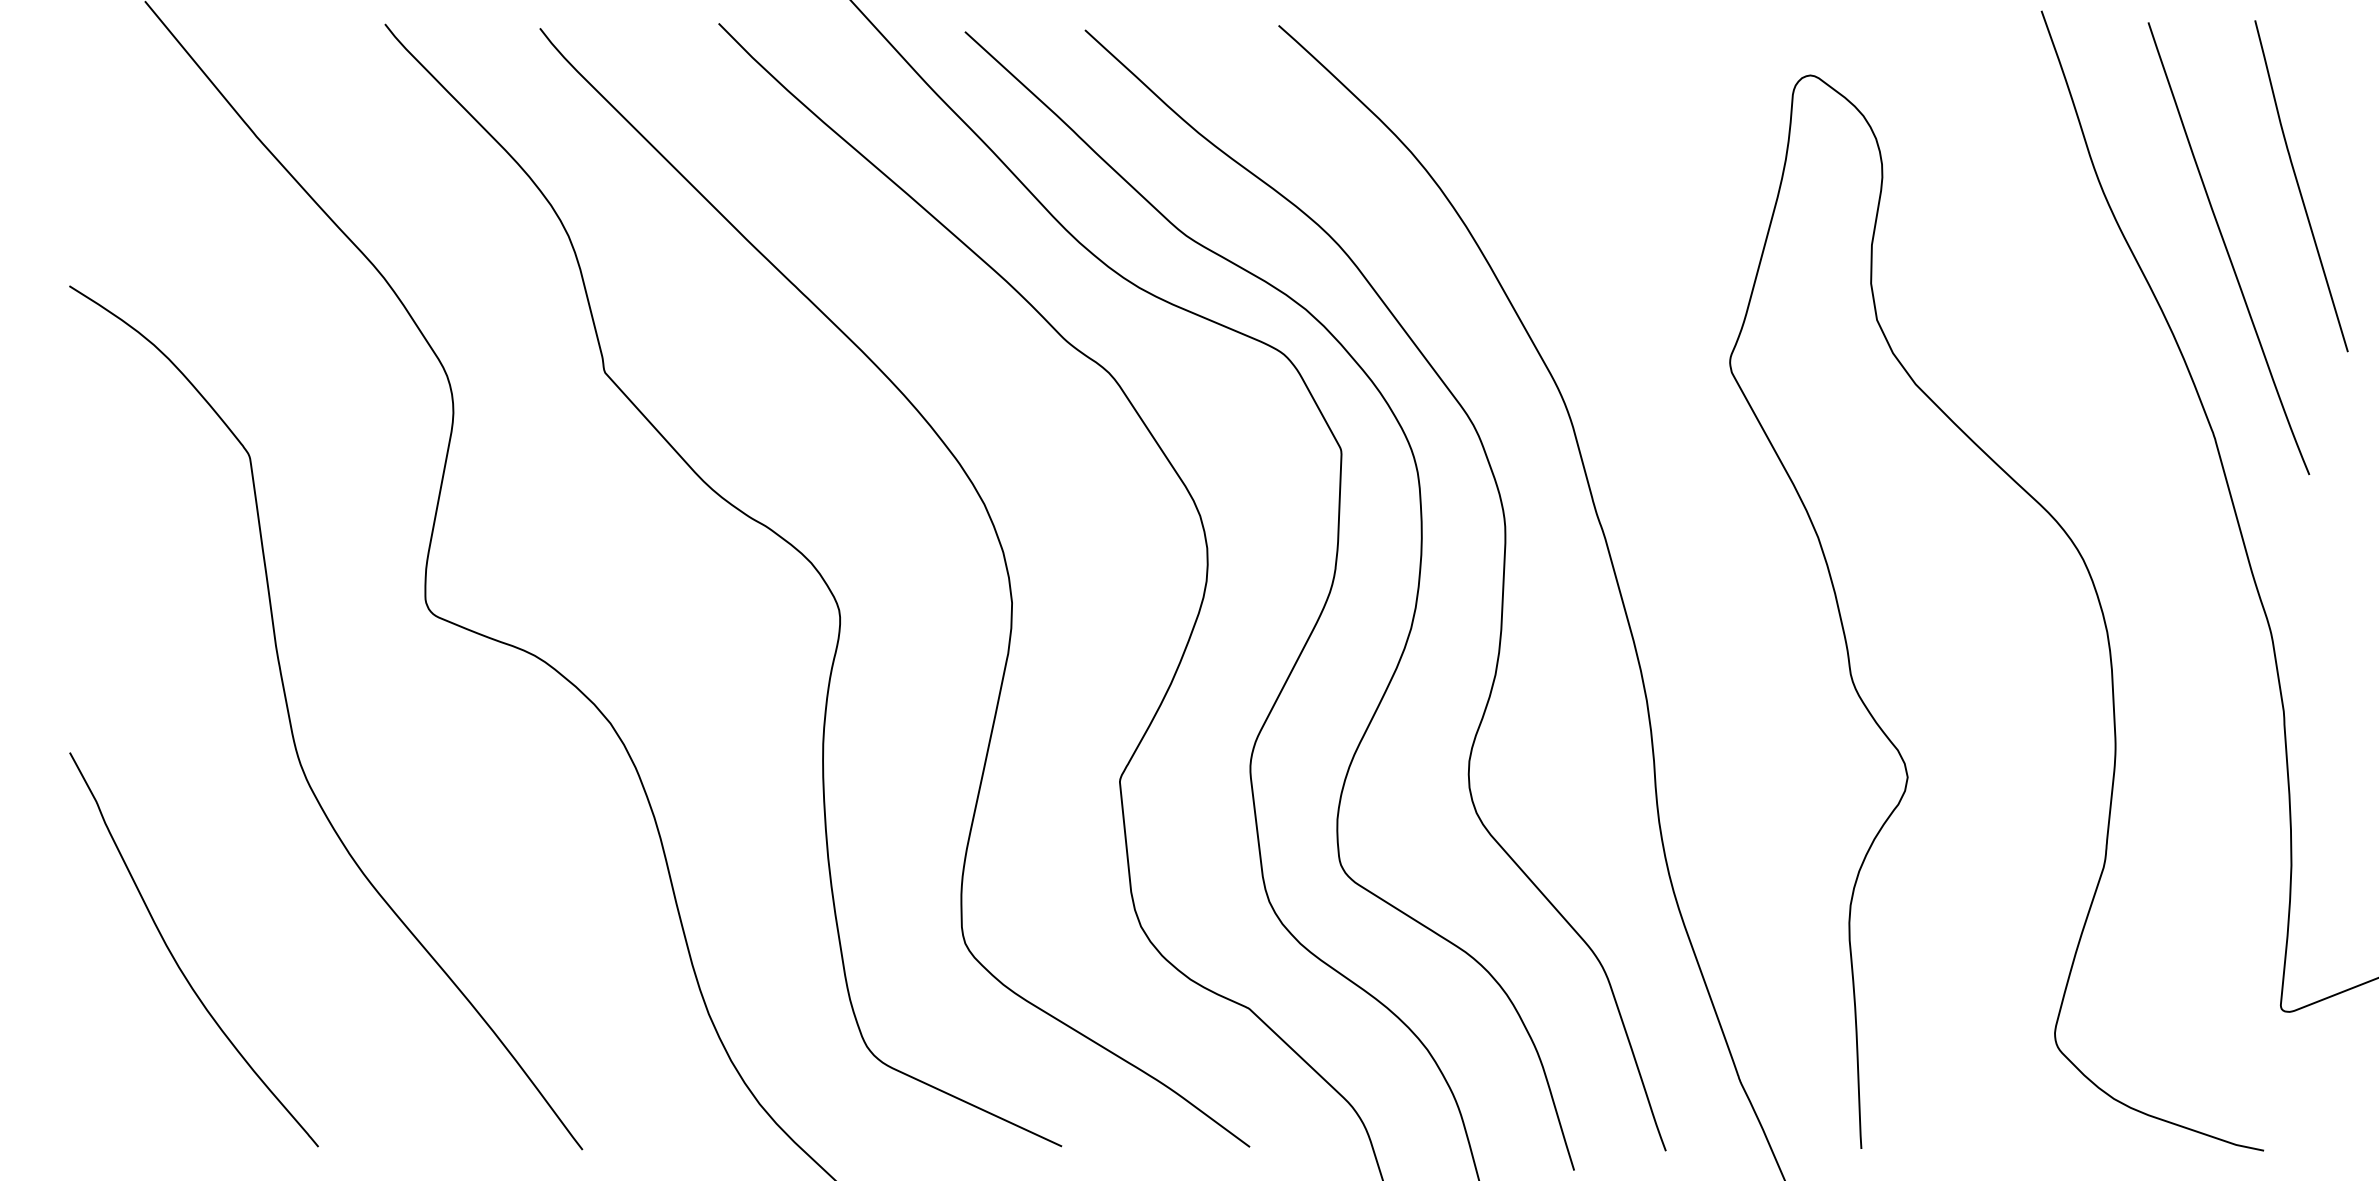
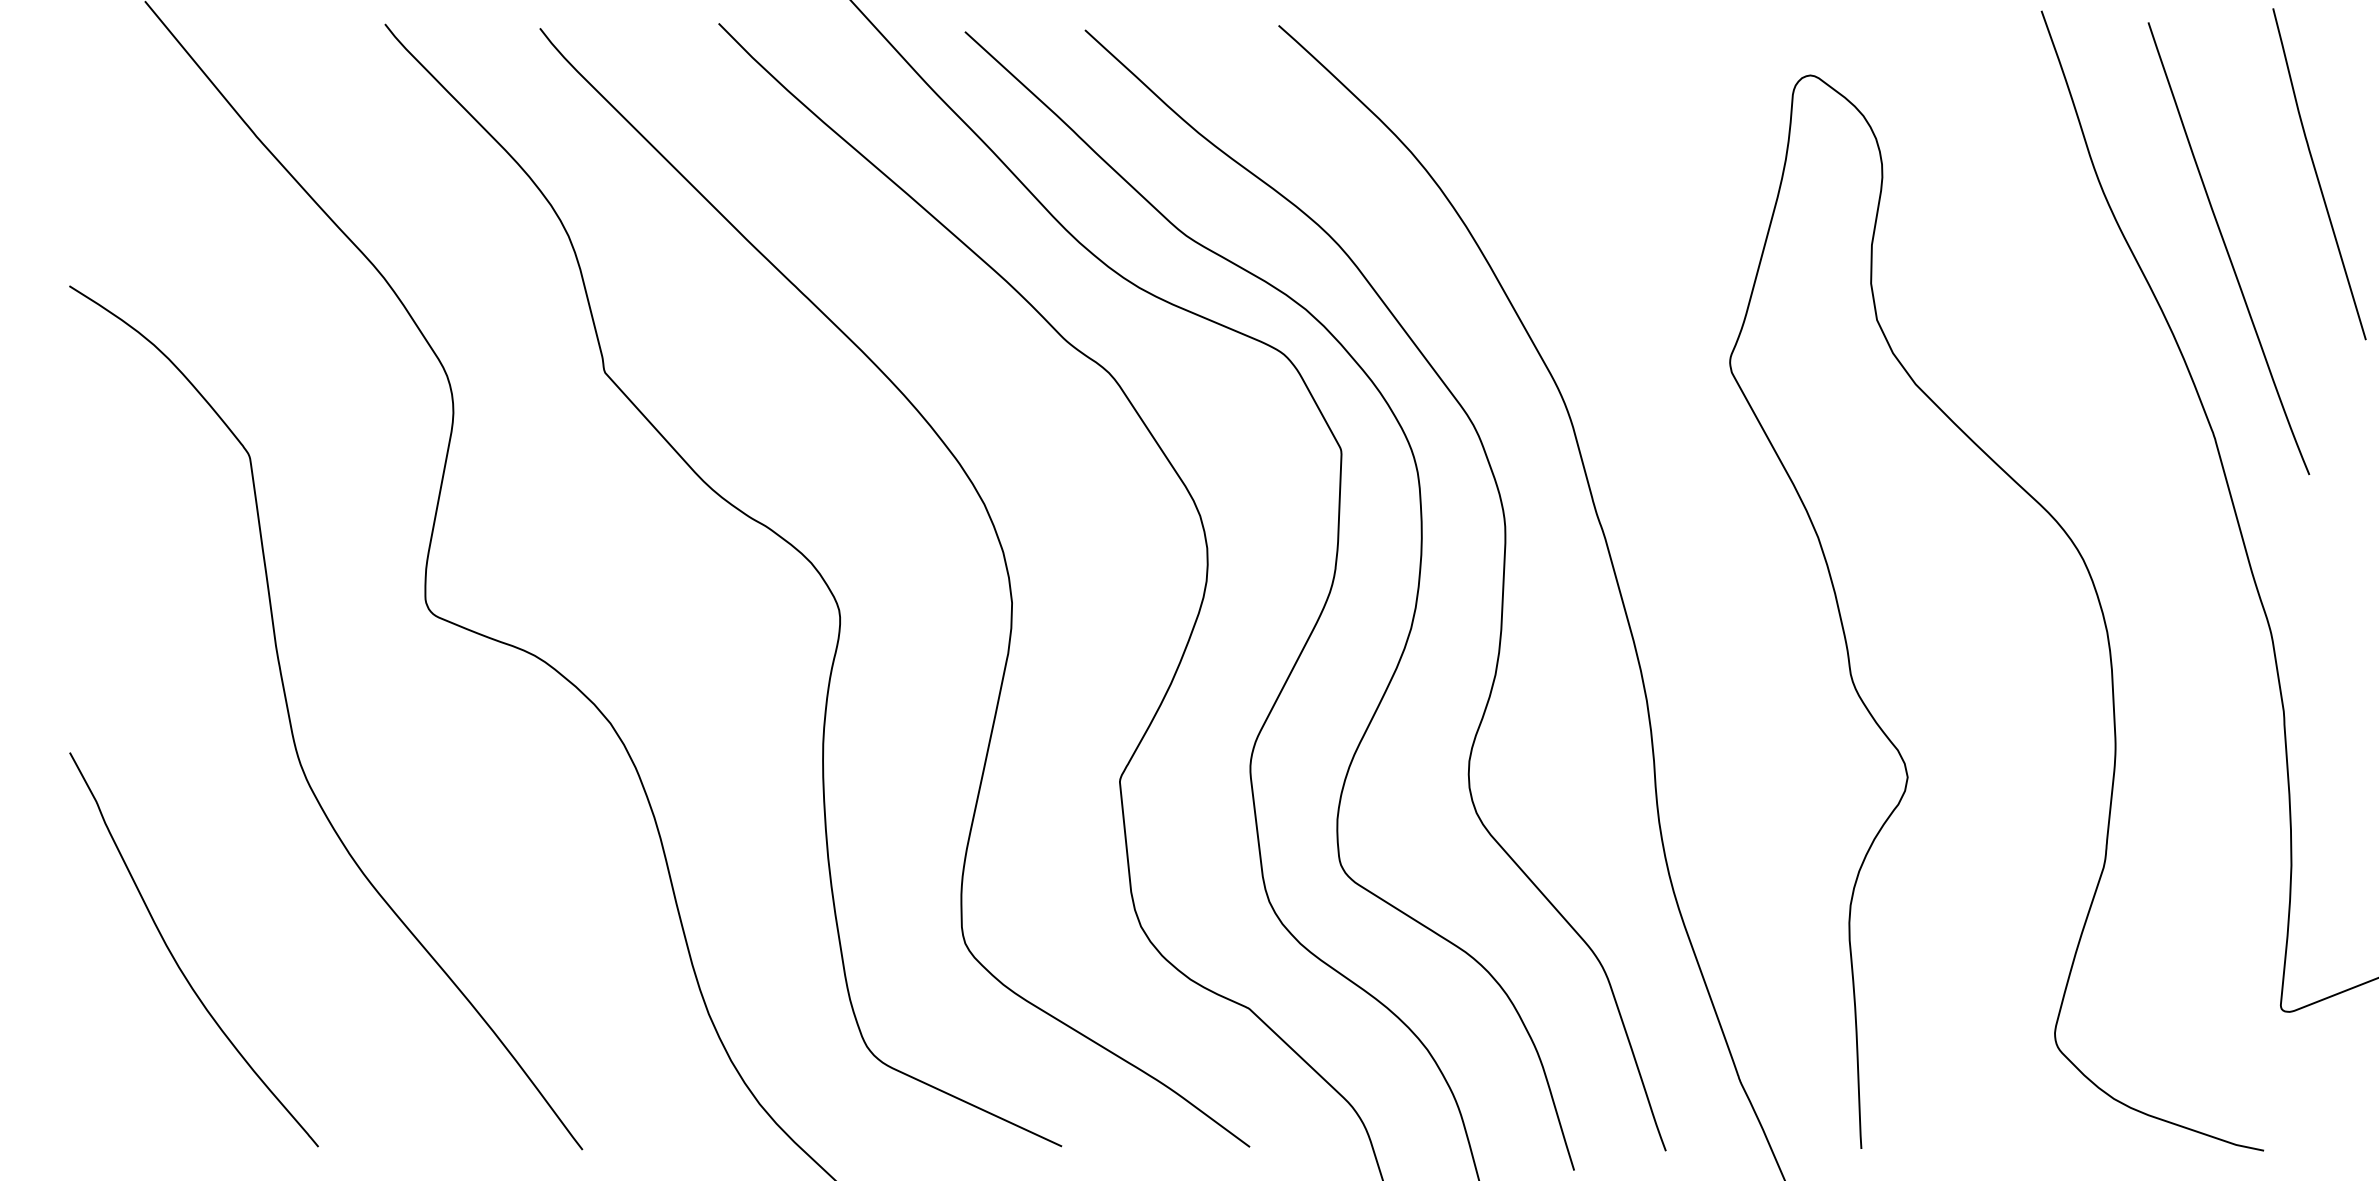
curve position: (2299, 186) -> (2317, 174) (2317, 174)
